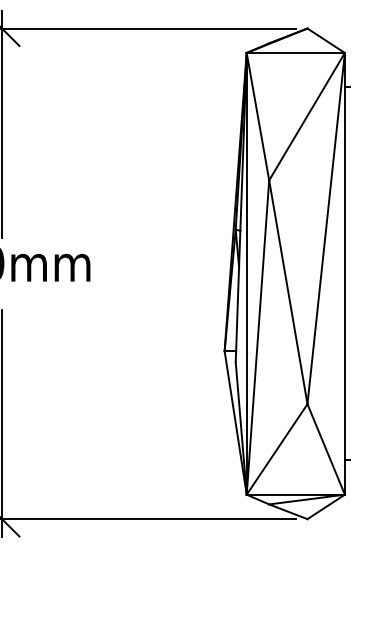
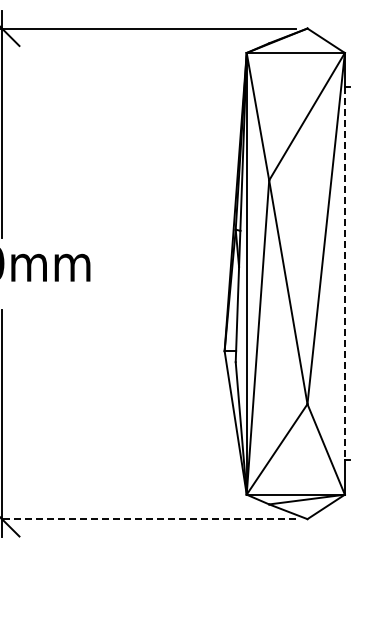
line: solid -> dashed (344, 273)
line: solid -> dashed (148, 519)
